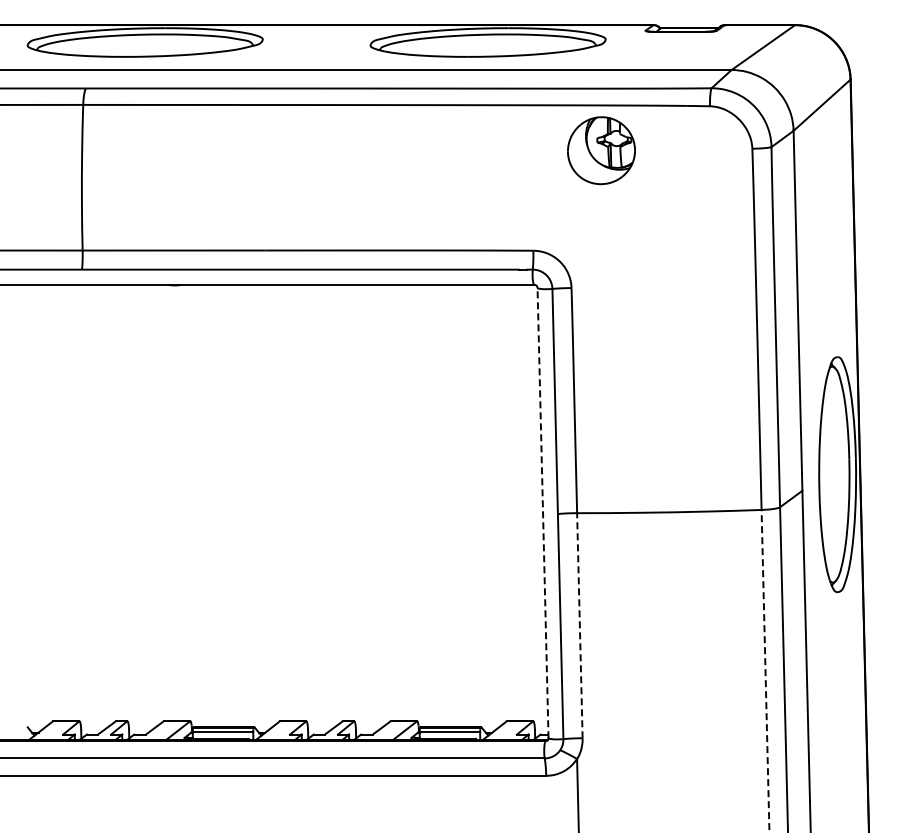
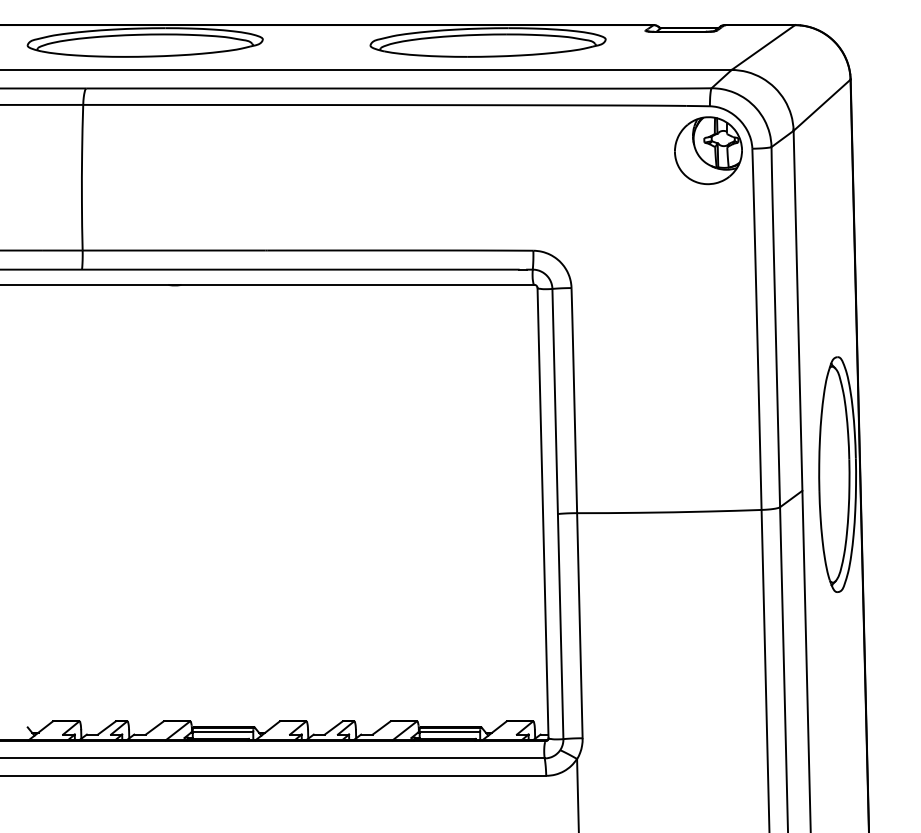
part position: (601, 150) -> (708, 150) (708, 150)
line: dashed -> solid (543, 512)
line: dashed -> solid (579, 625)
line: dashed -> solid (765, 670)
